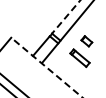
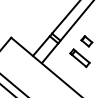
line: dashed -> solid (66, 16)
line: dashed -> solid (46, 67)
